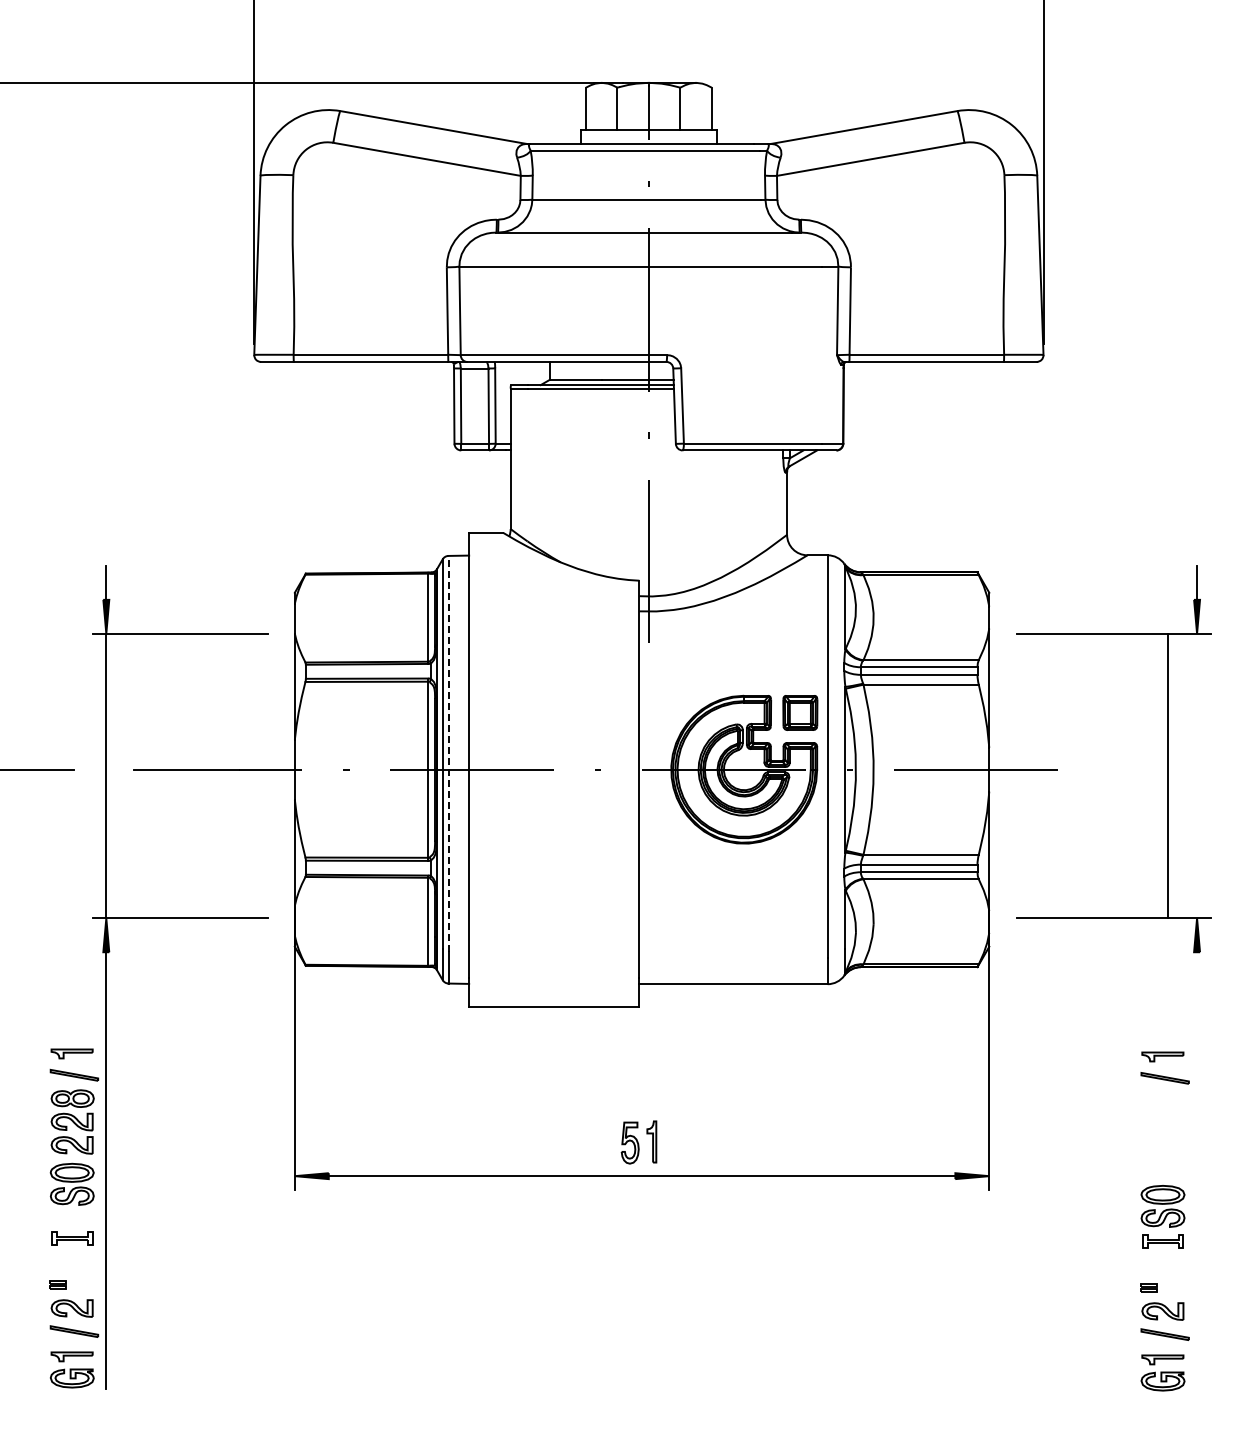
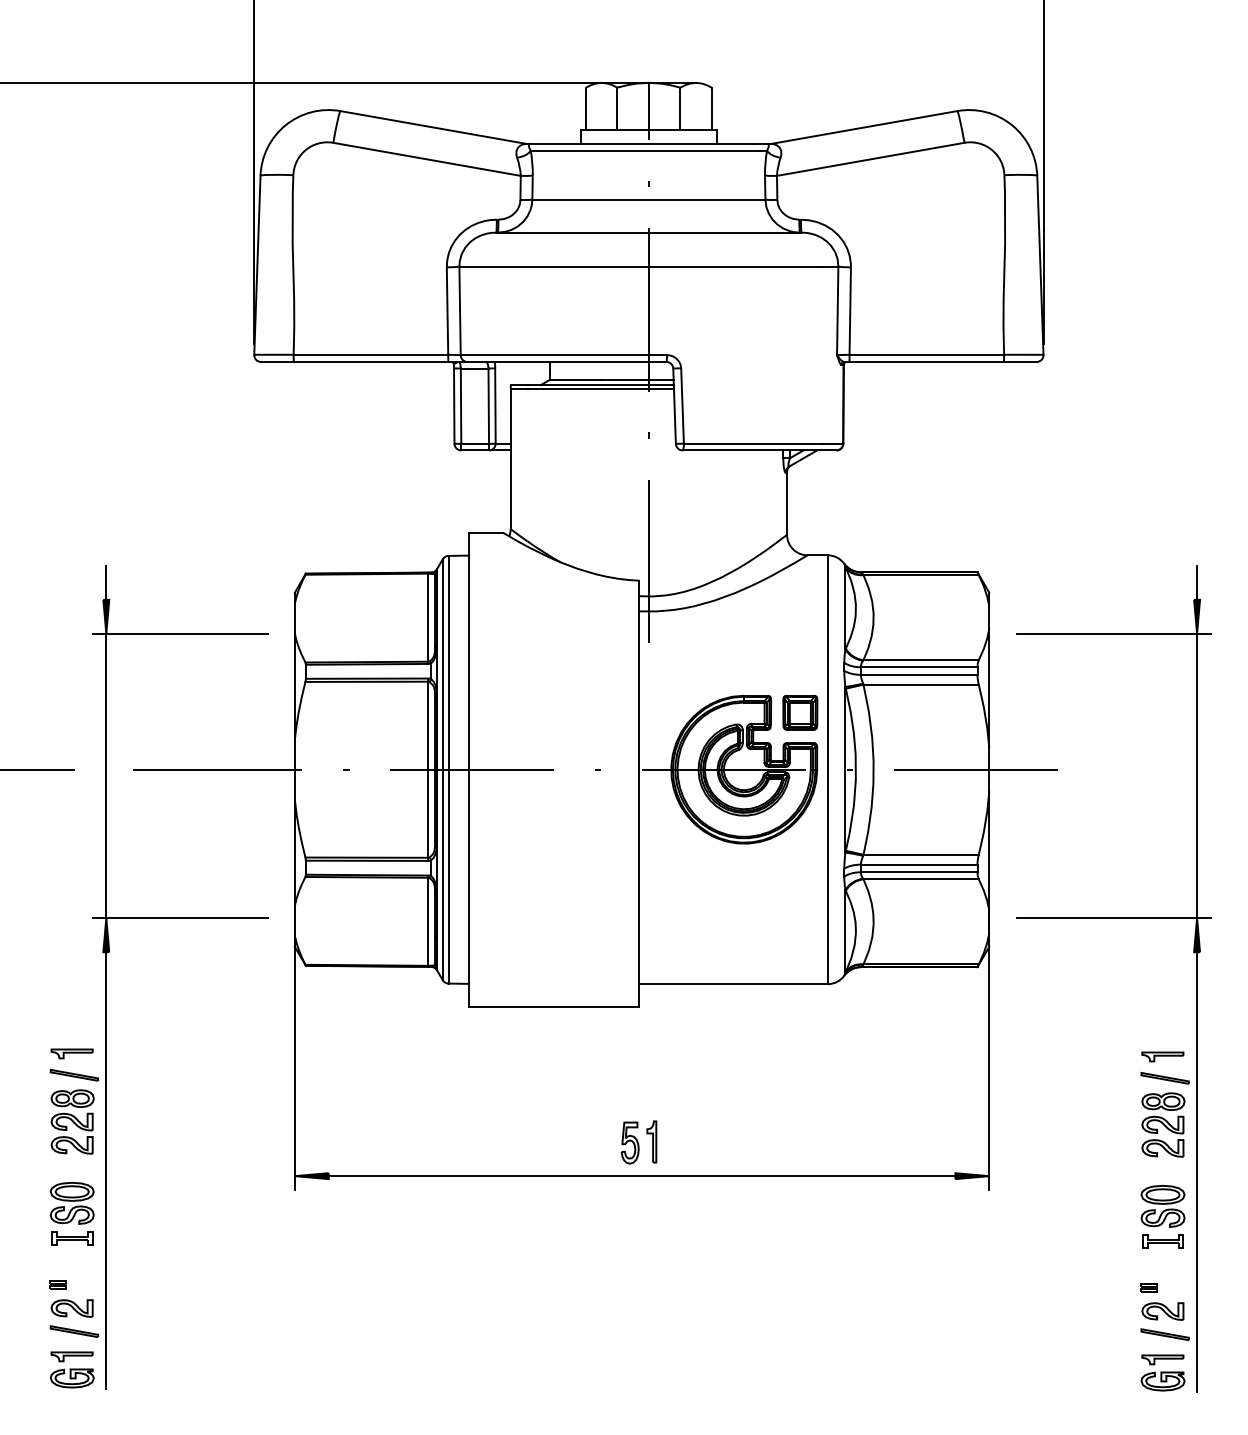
line: dashed -> solid (448, 753)
line position: (1168, 775) -> (1197, 775) (1197, 775)
part: none -> present (1163, 1124)
line: none -> present (1197, 1171)
part position: (71, 1183) -> (71, 1202) (71, 1202)
